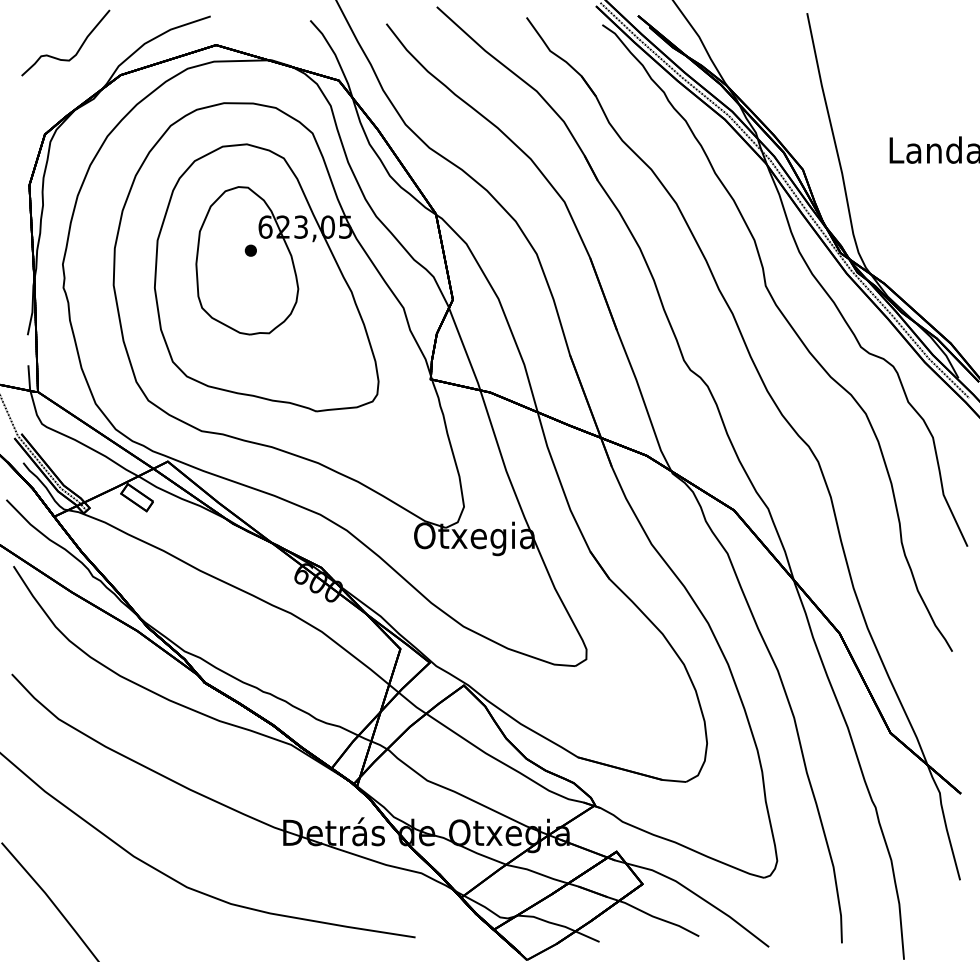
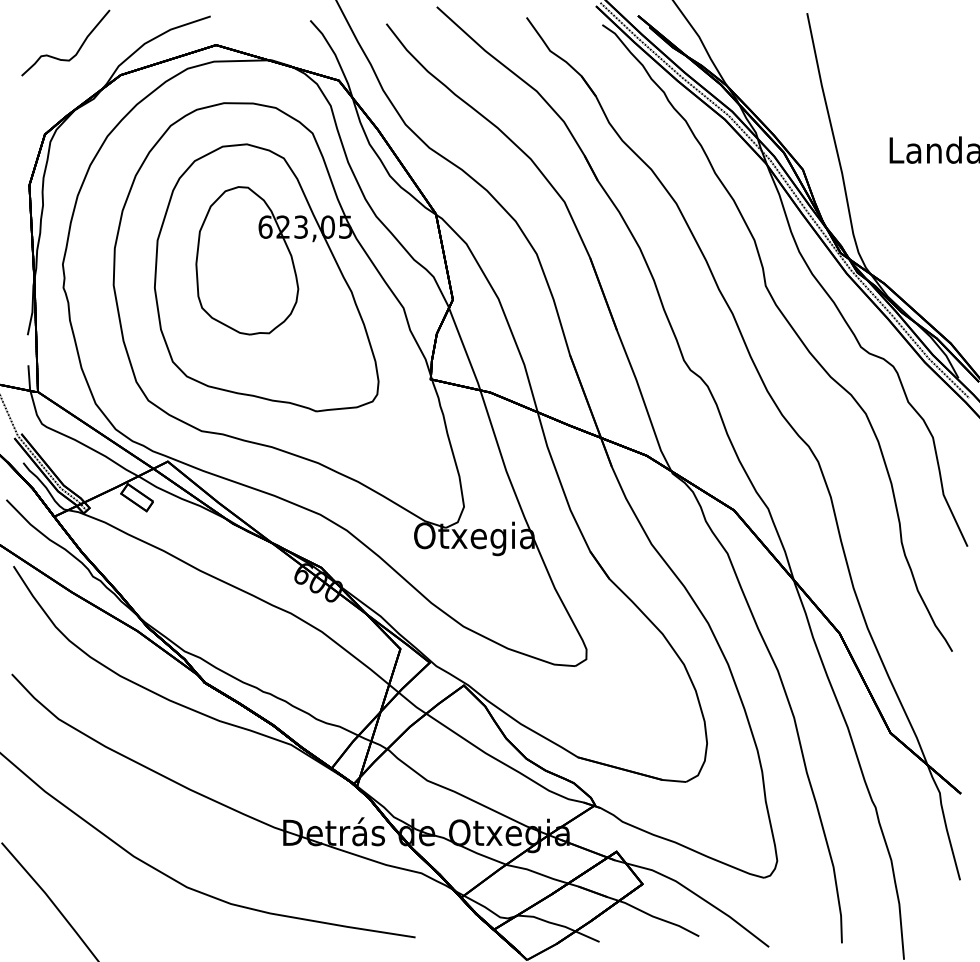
part: present -> none (250, 250)
